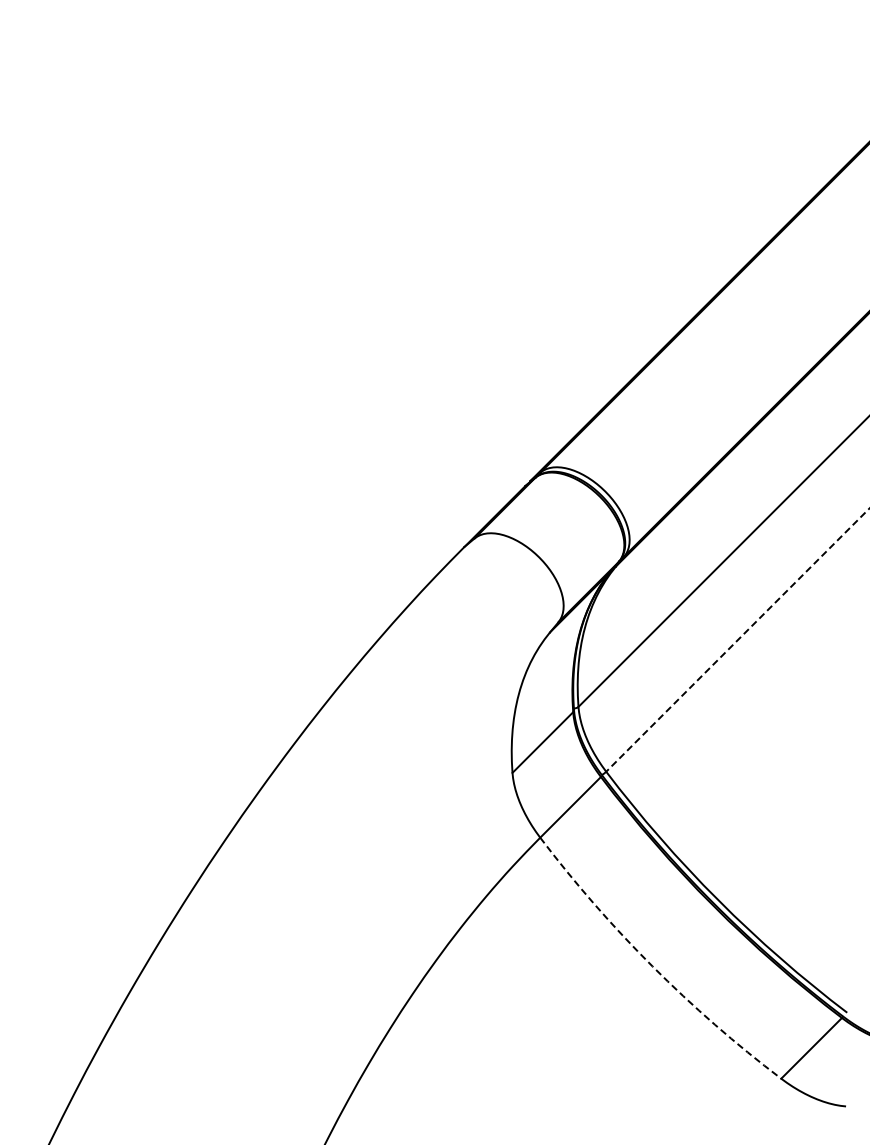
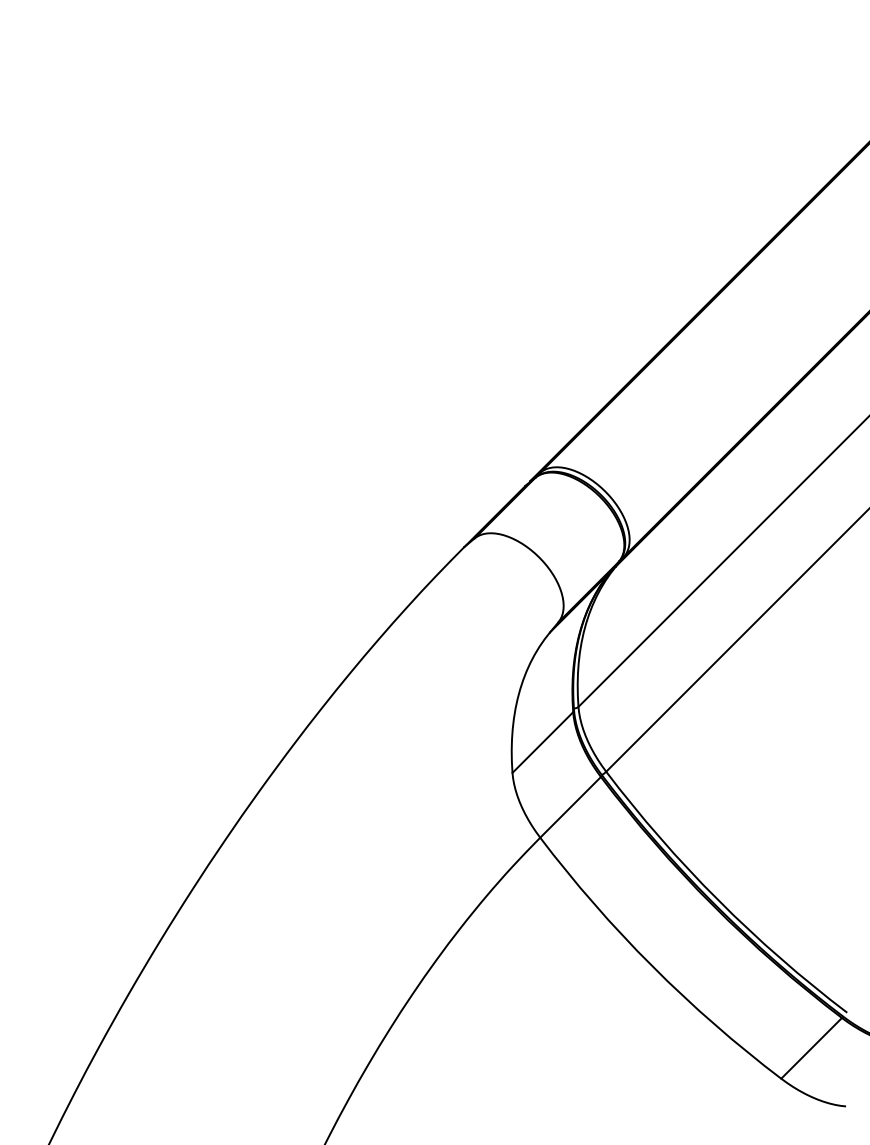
line: dashed -> solid (737, 640)
arc: dashed -> solid (652, 966)
